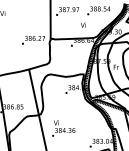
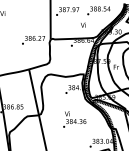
text position: (63, 128) -> (74, 119) (74, 119)
